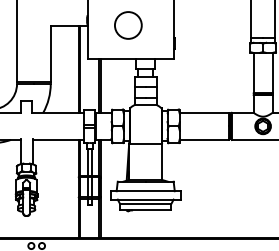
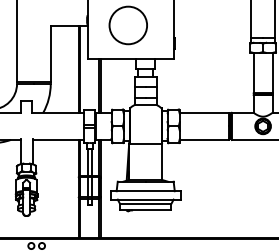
circle size: 29x29 px -> 40x41 px (127, 25)
